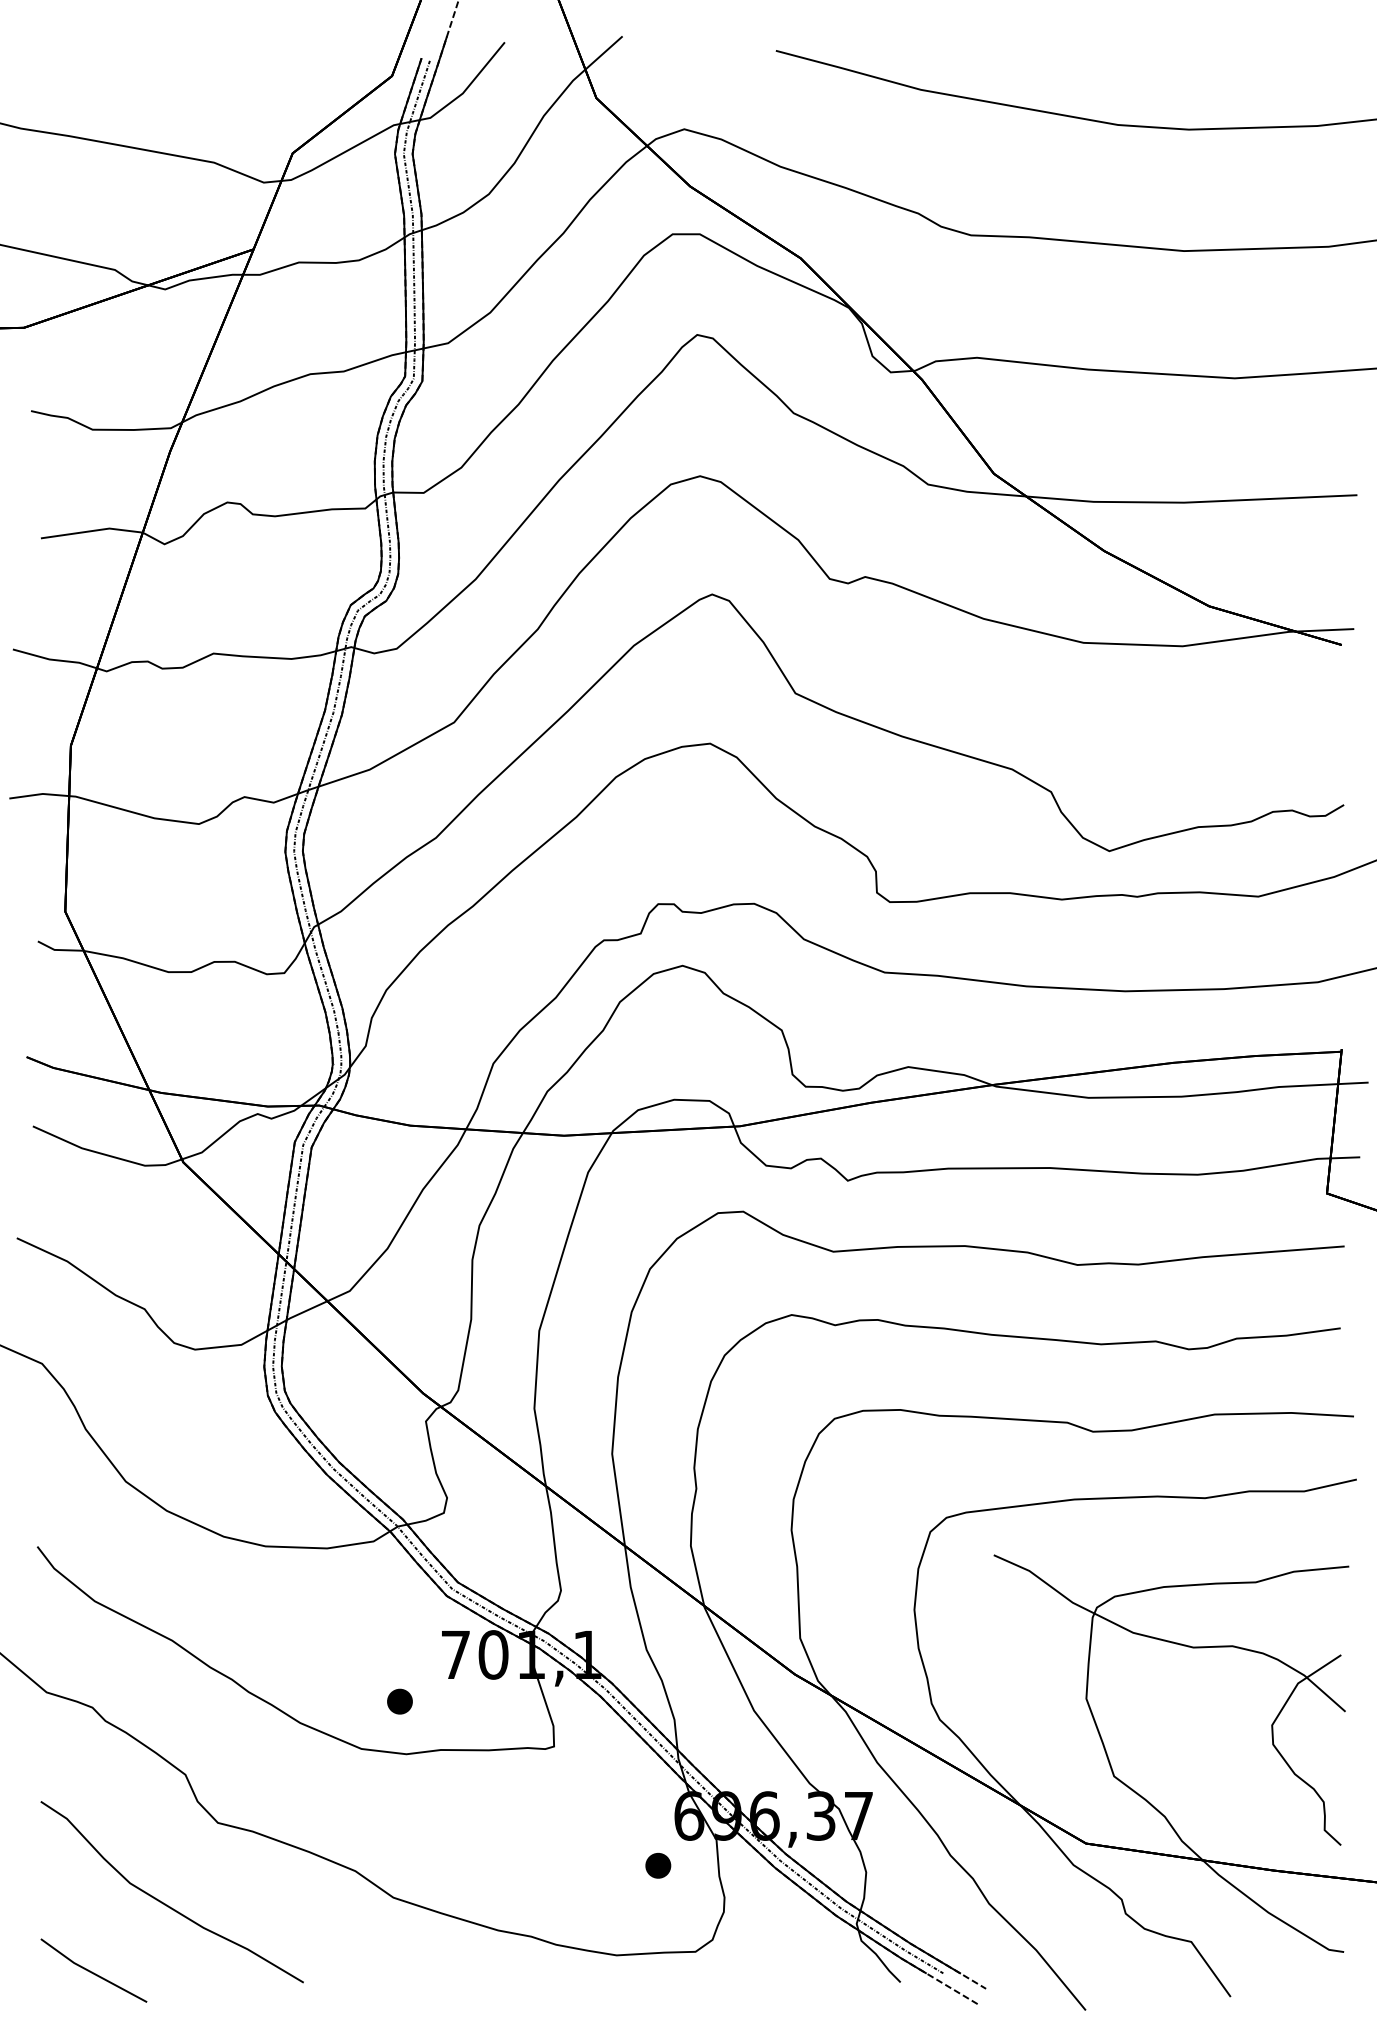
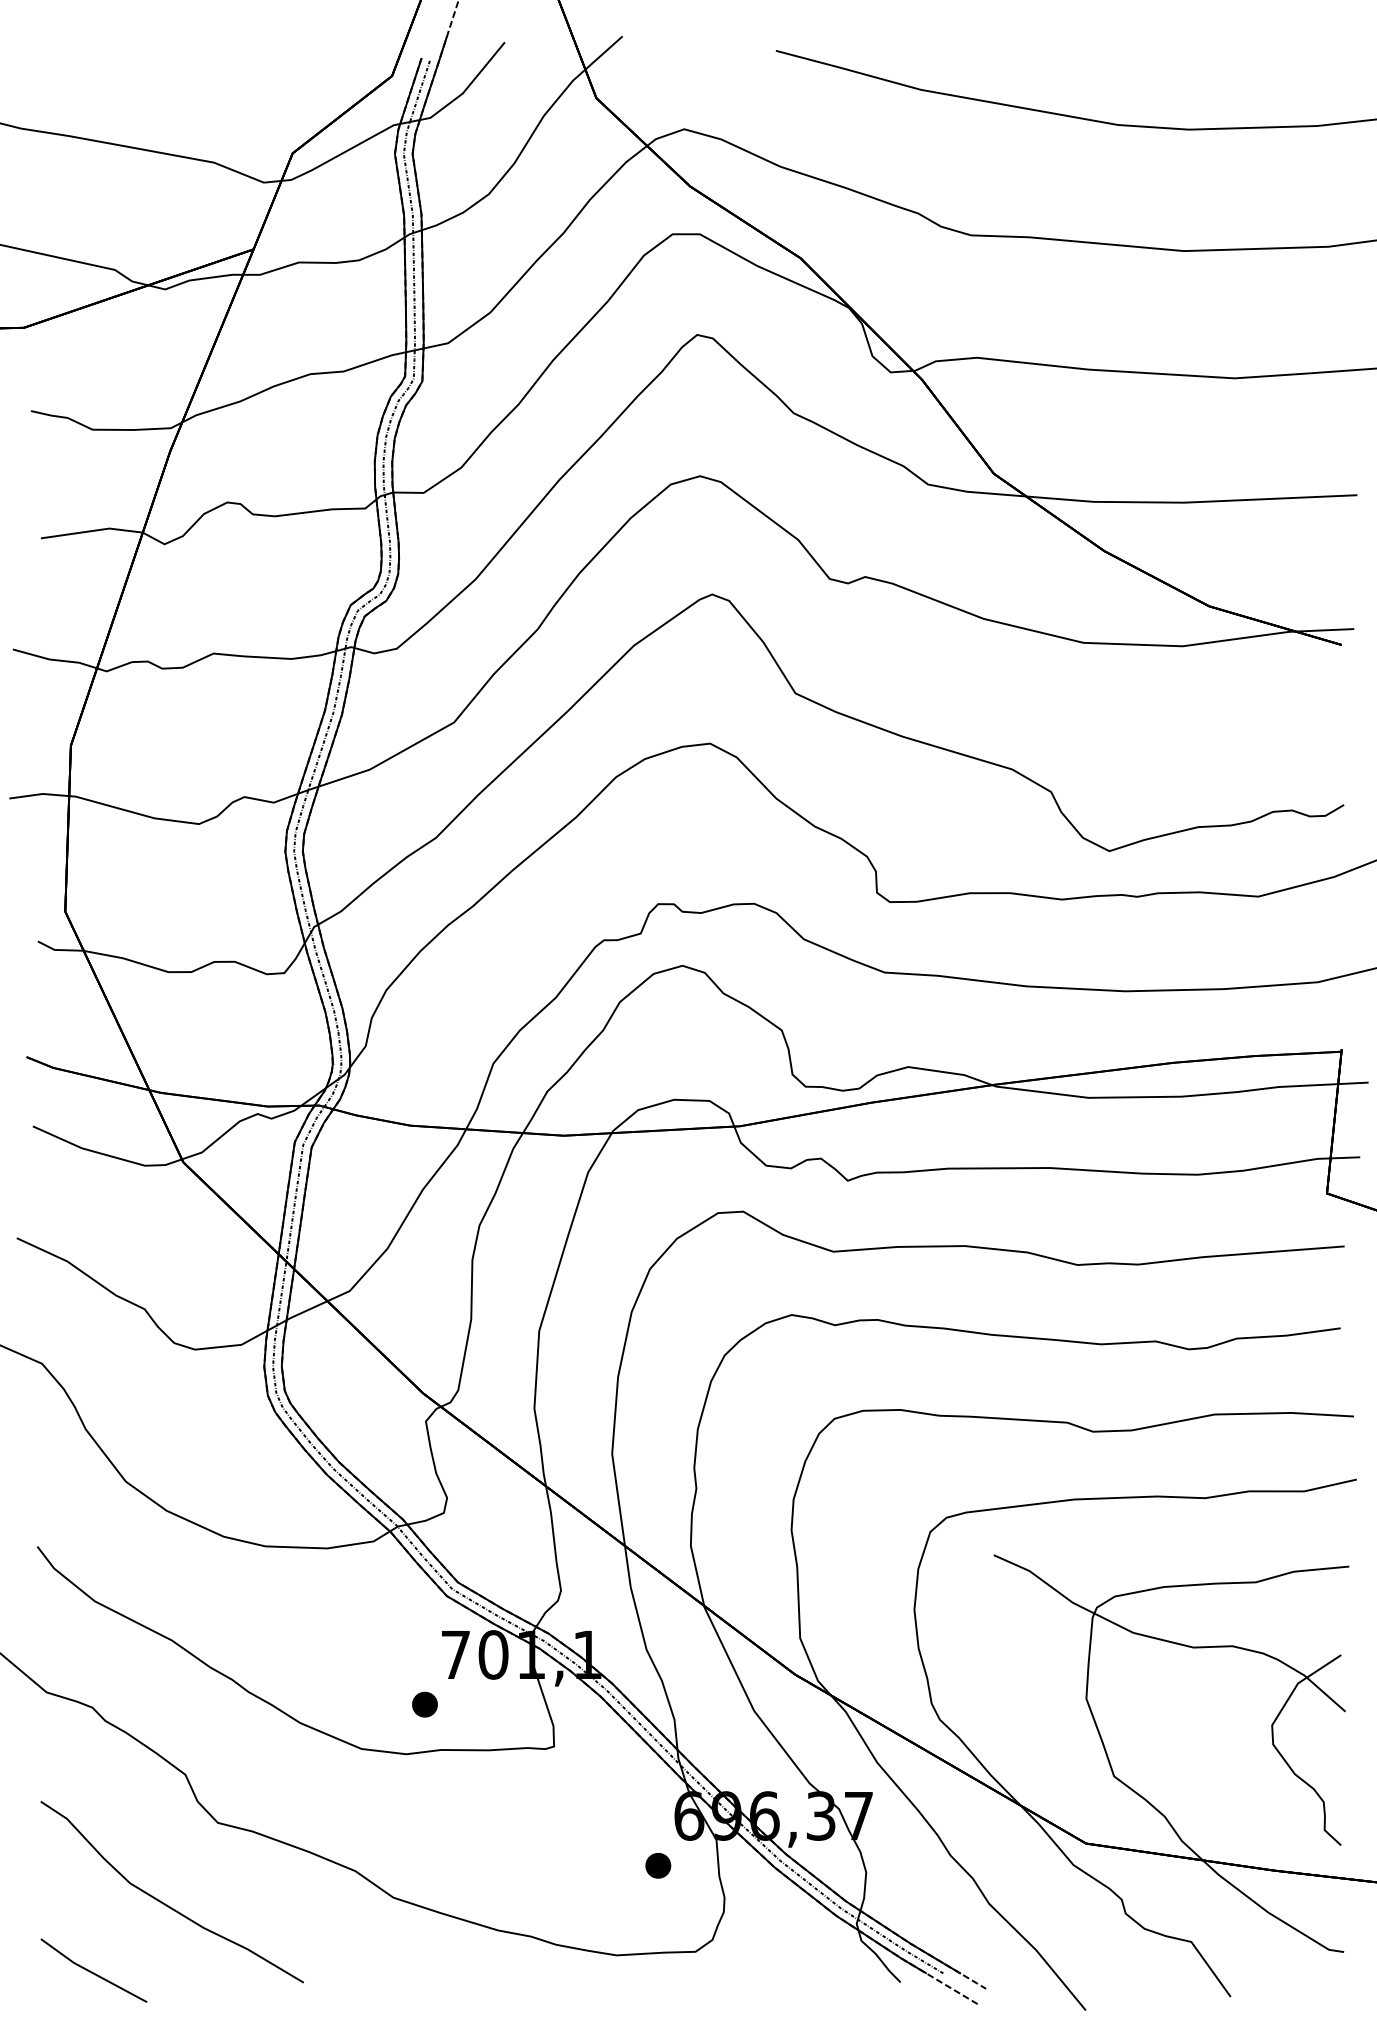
part position: (399, 1701) -> (424, 1704) (424, 1704)
